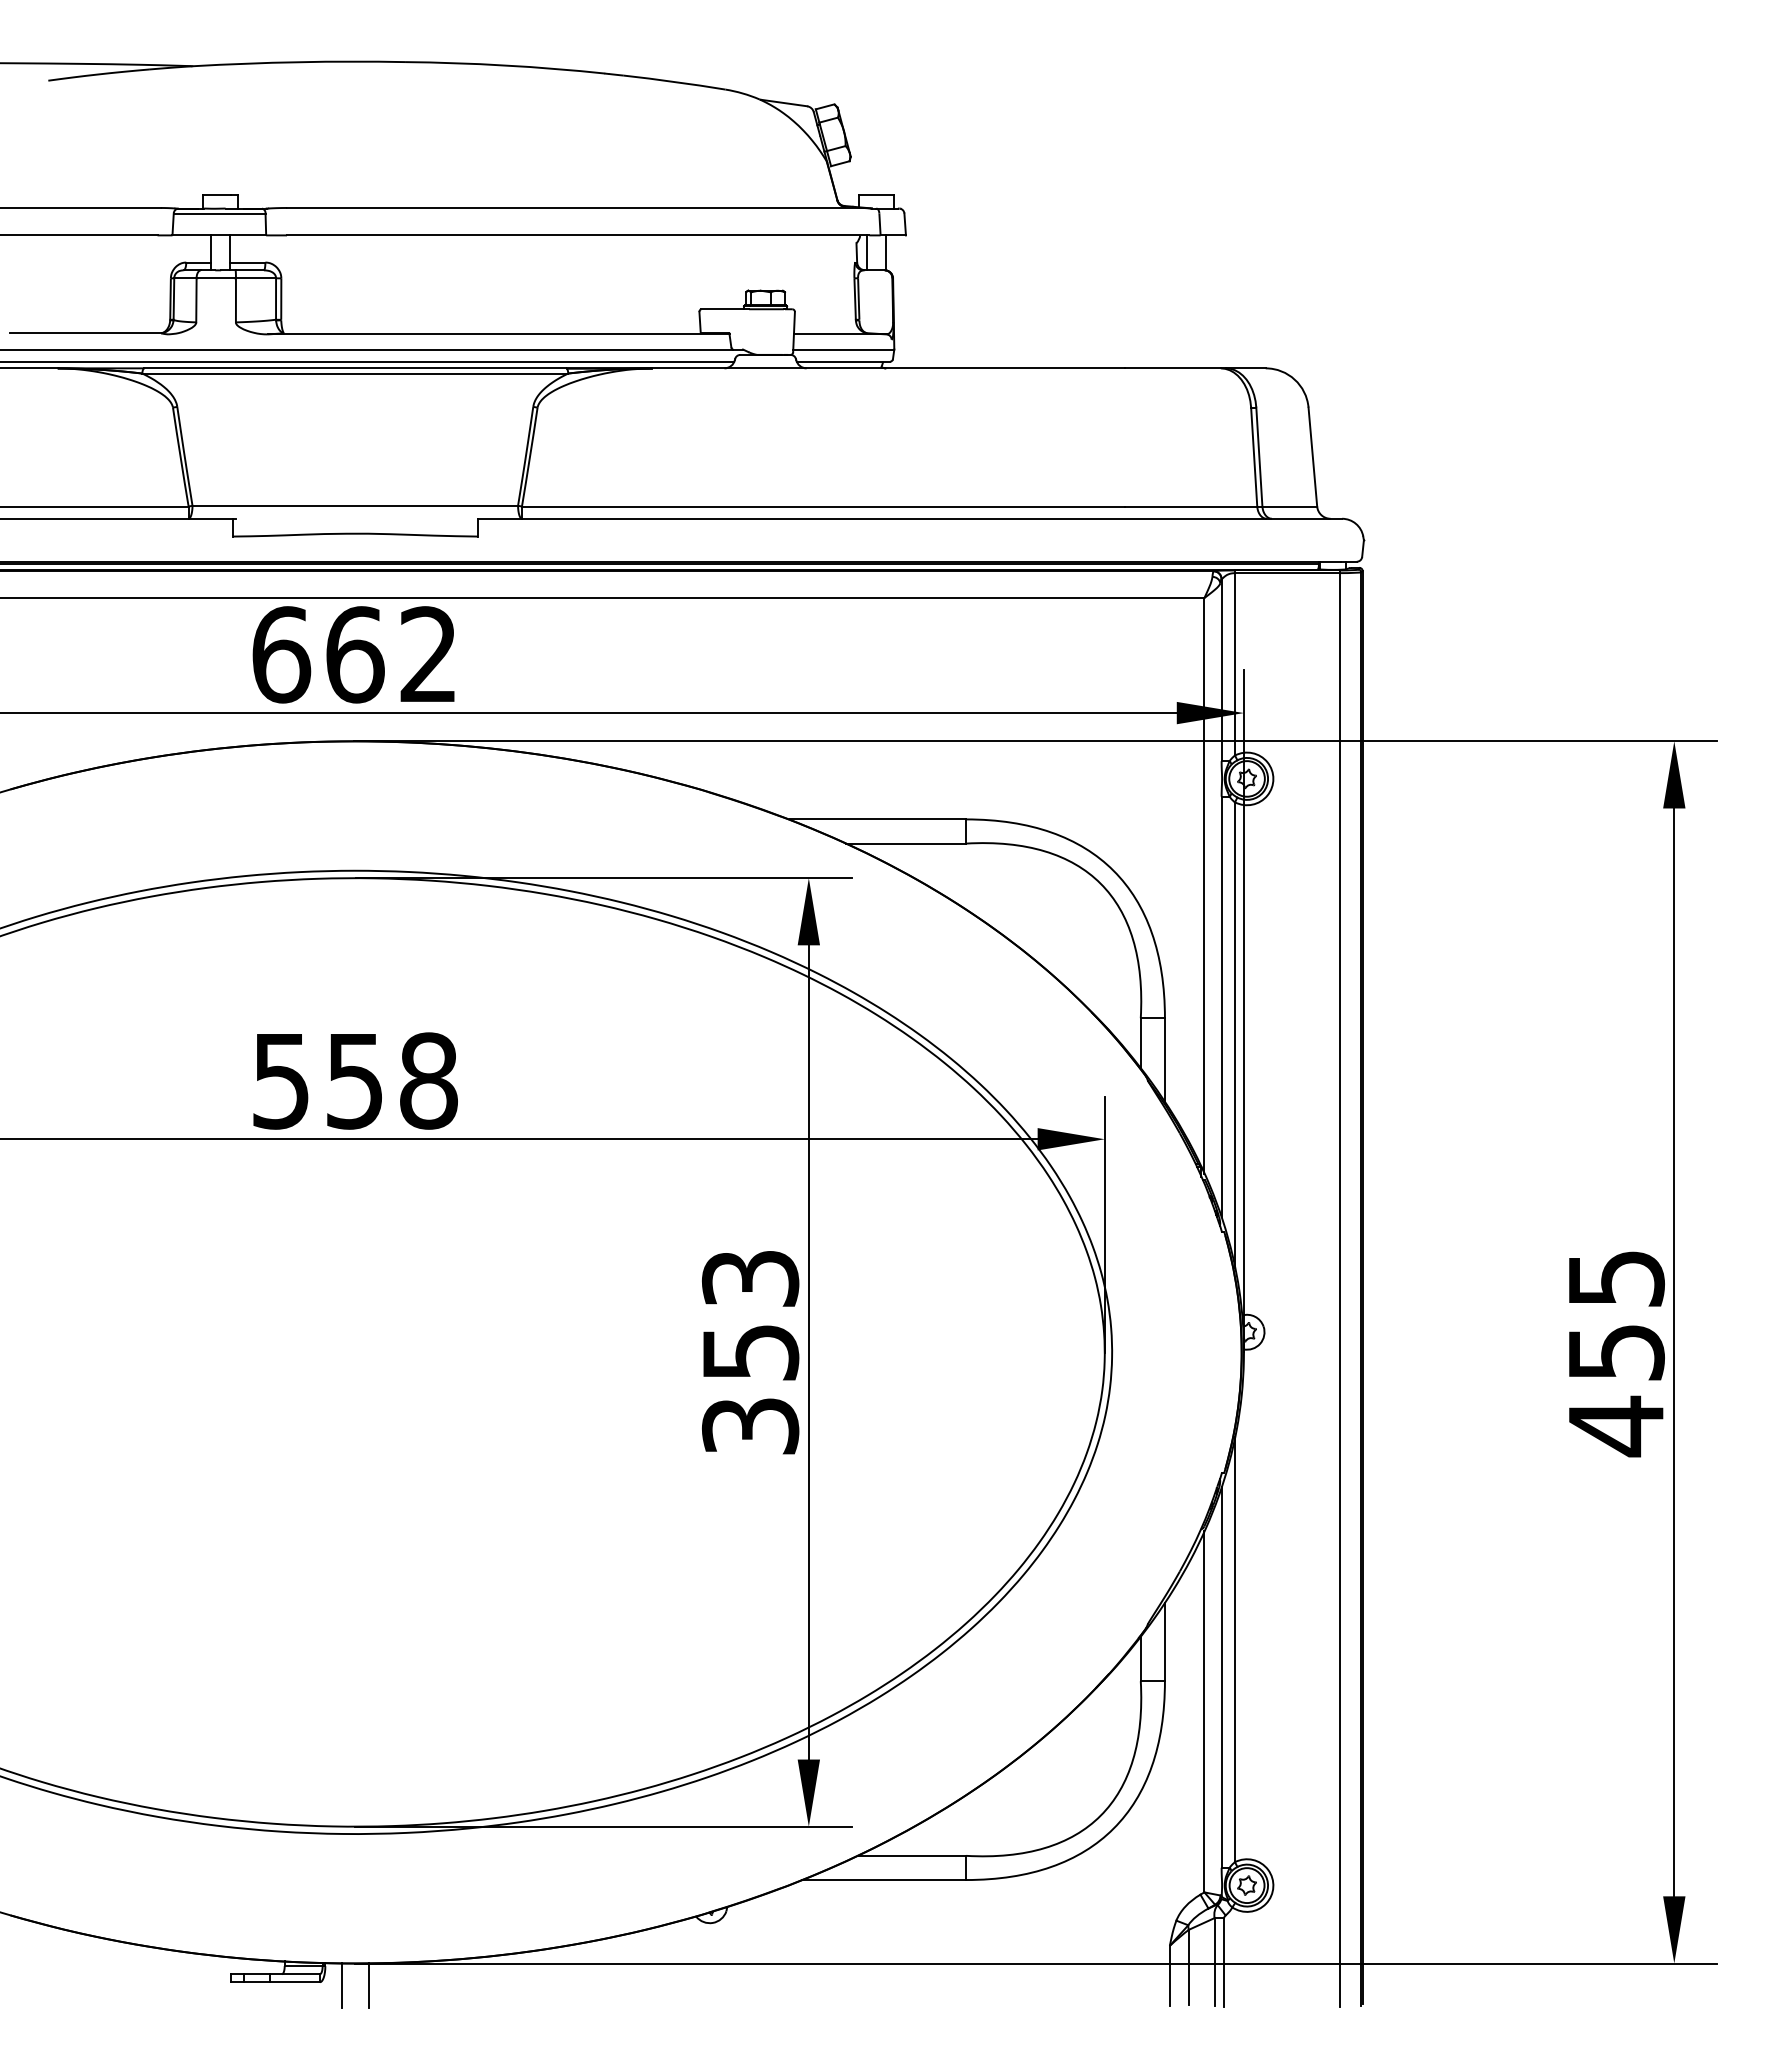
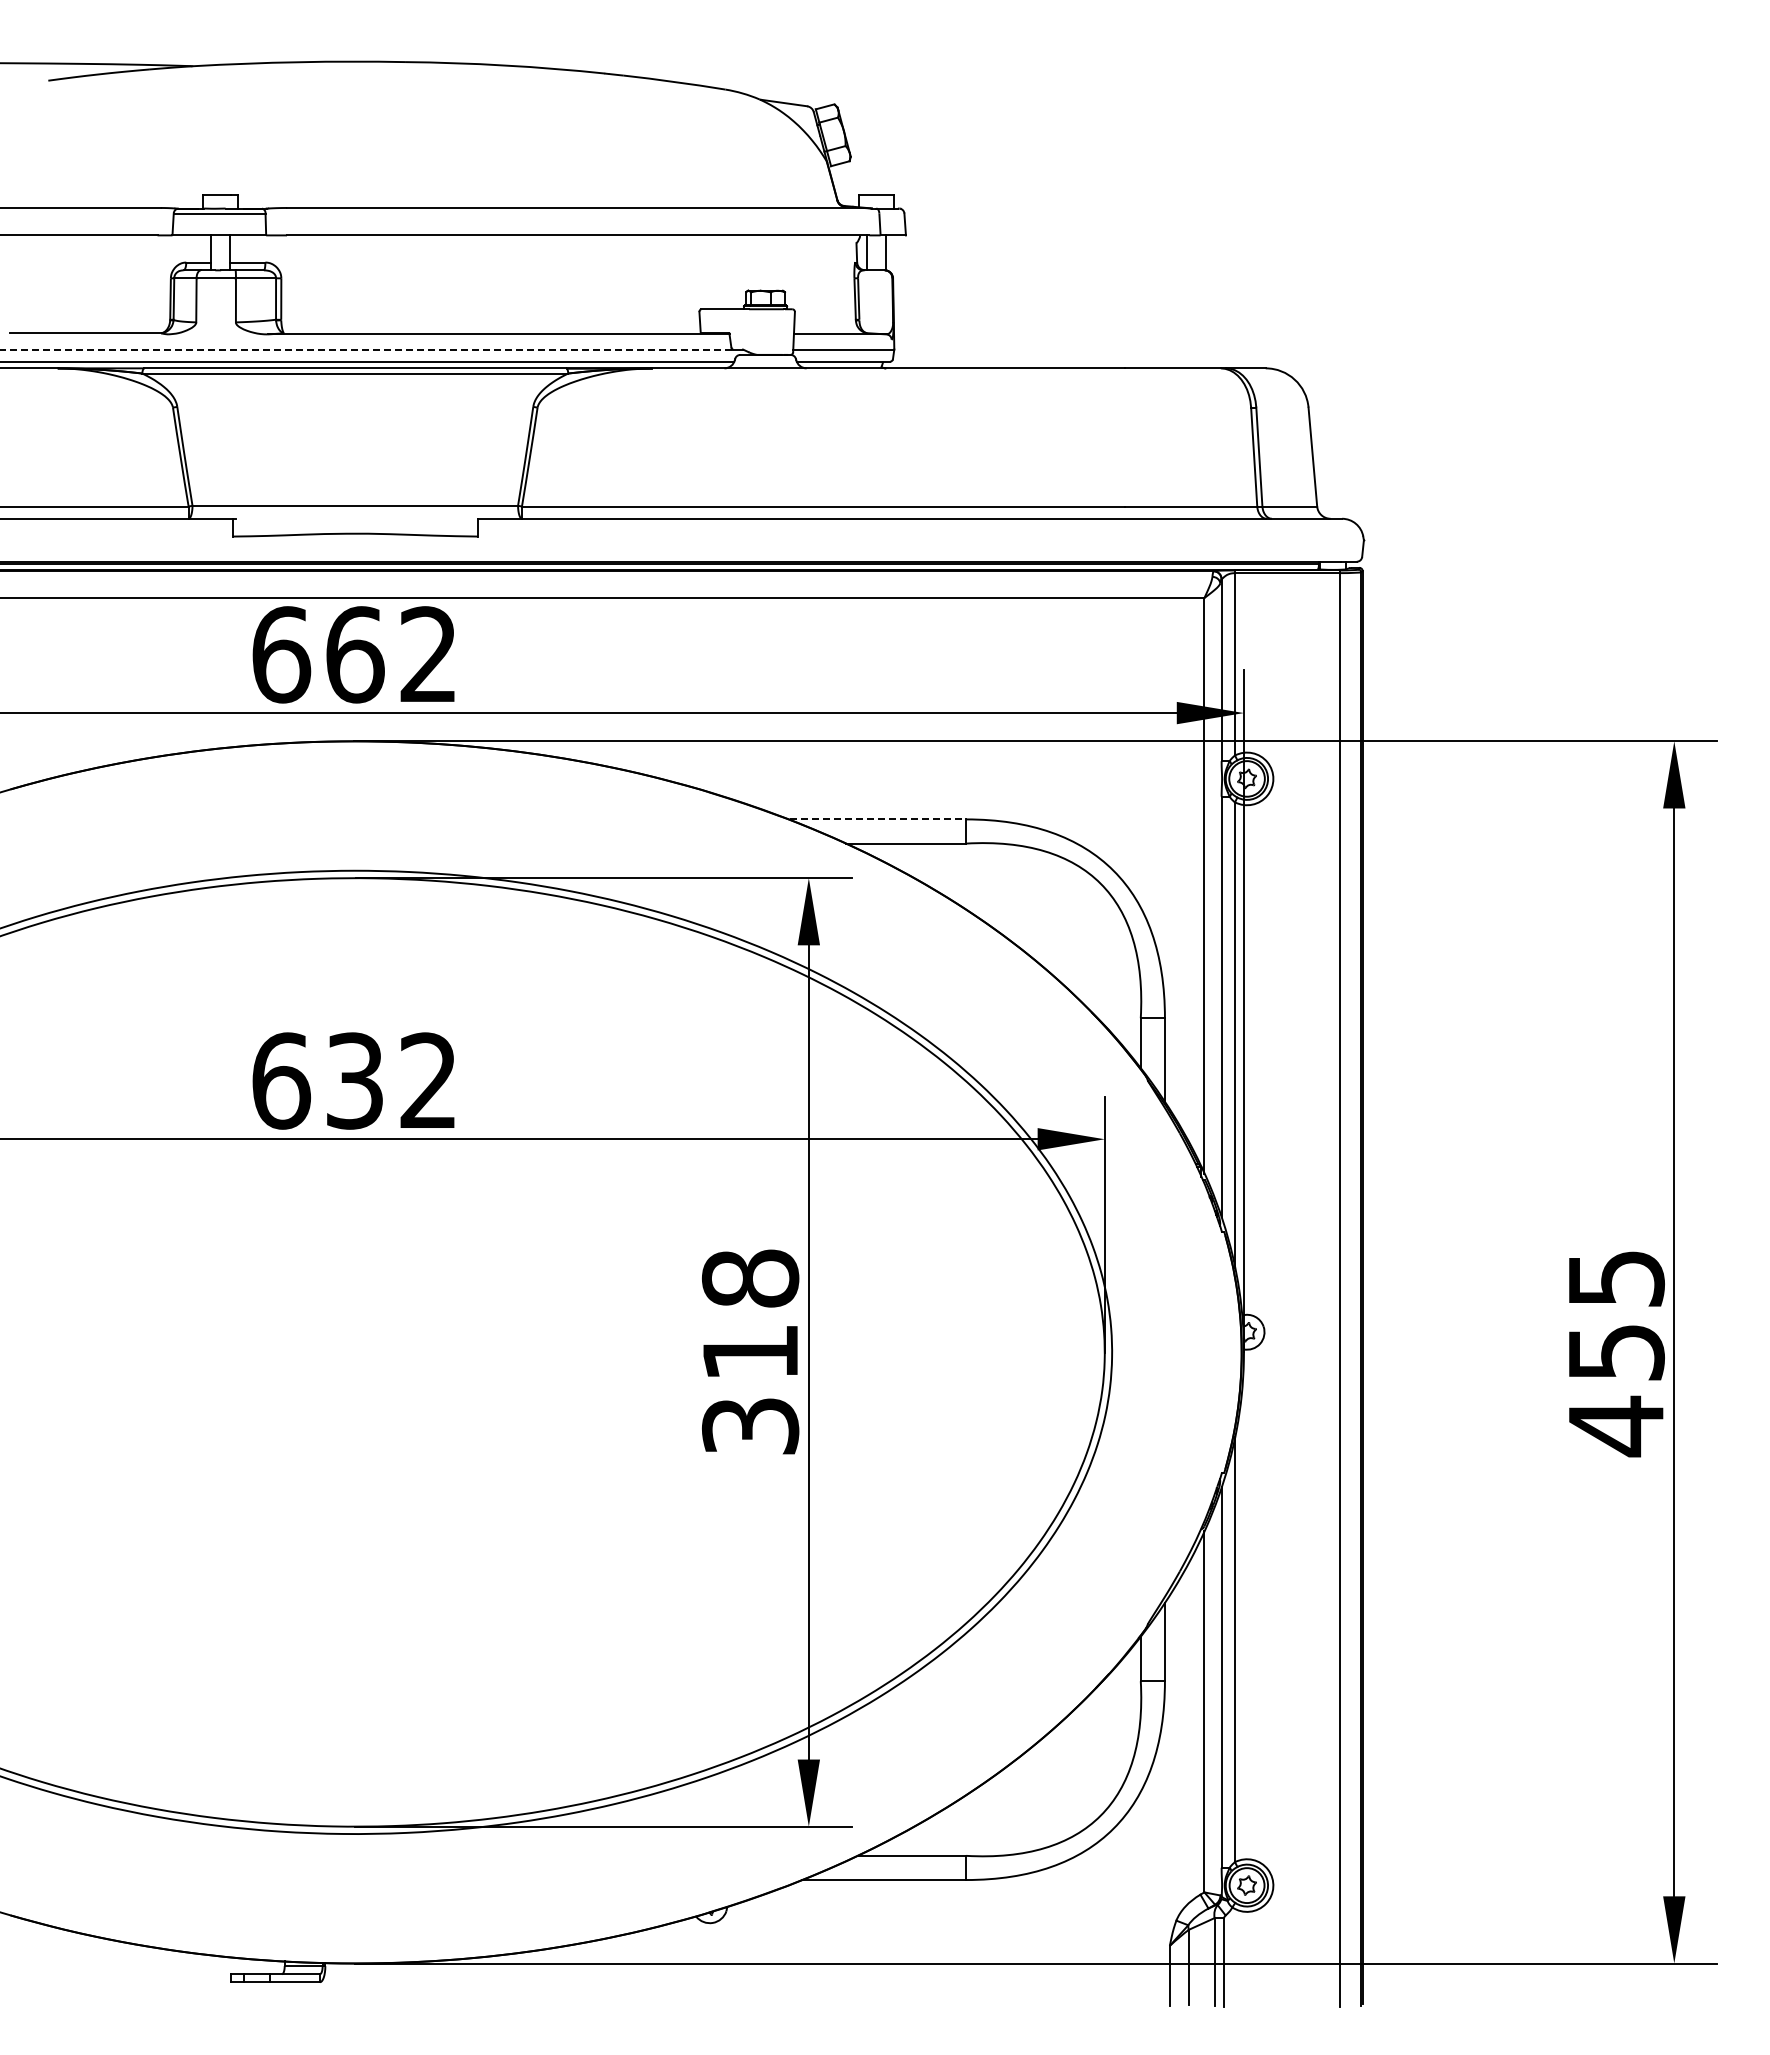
line: solid -> dashed (367, 349)
line: solid -> dashed (878, 819)
text: 558 -> 632 (354, 1080)
text: 353 -> 318 (750, 1314)
line: present -> none (341, 1985)
line: present -> none (368, 1985)
